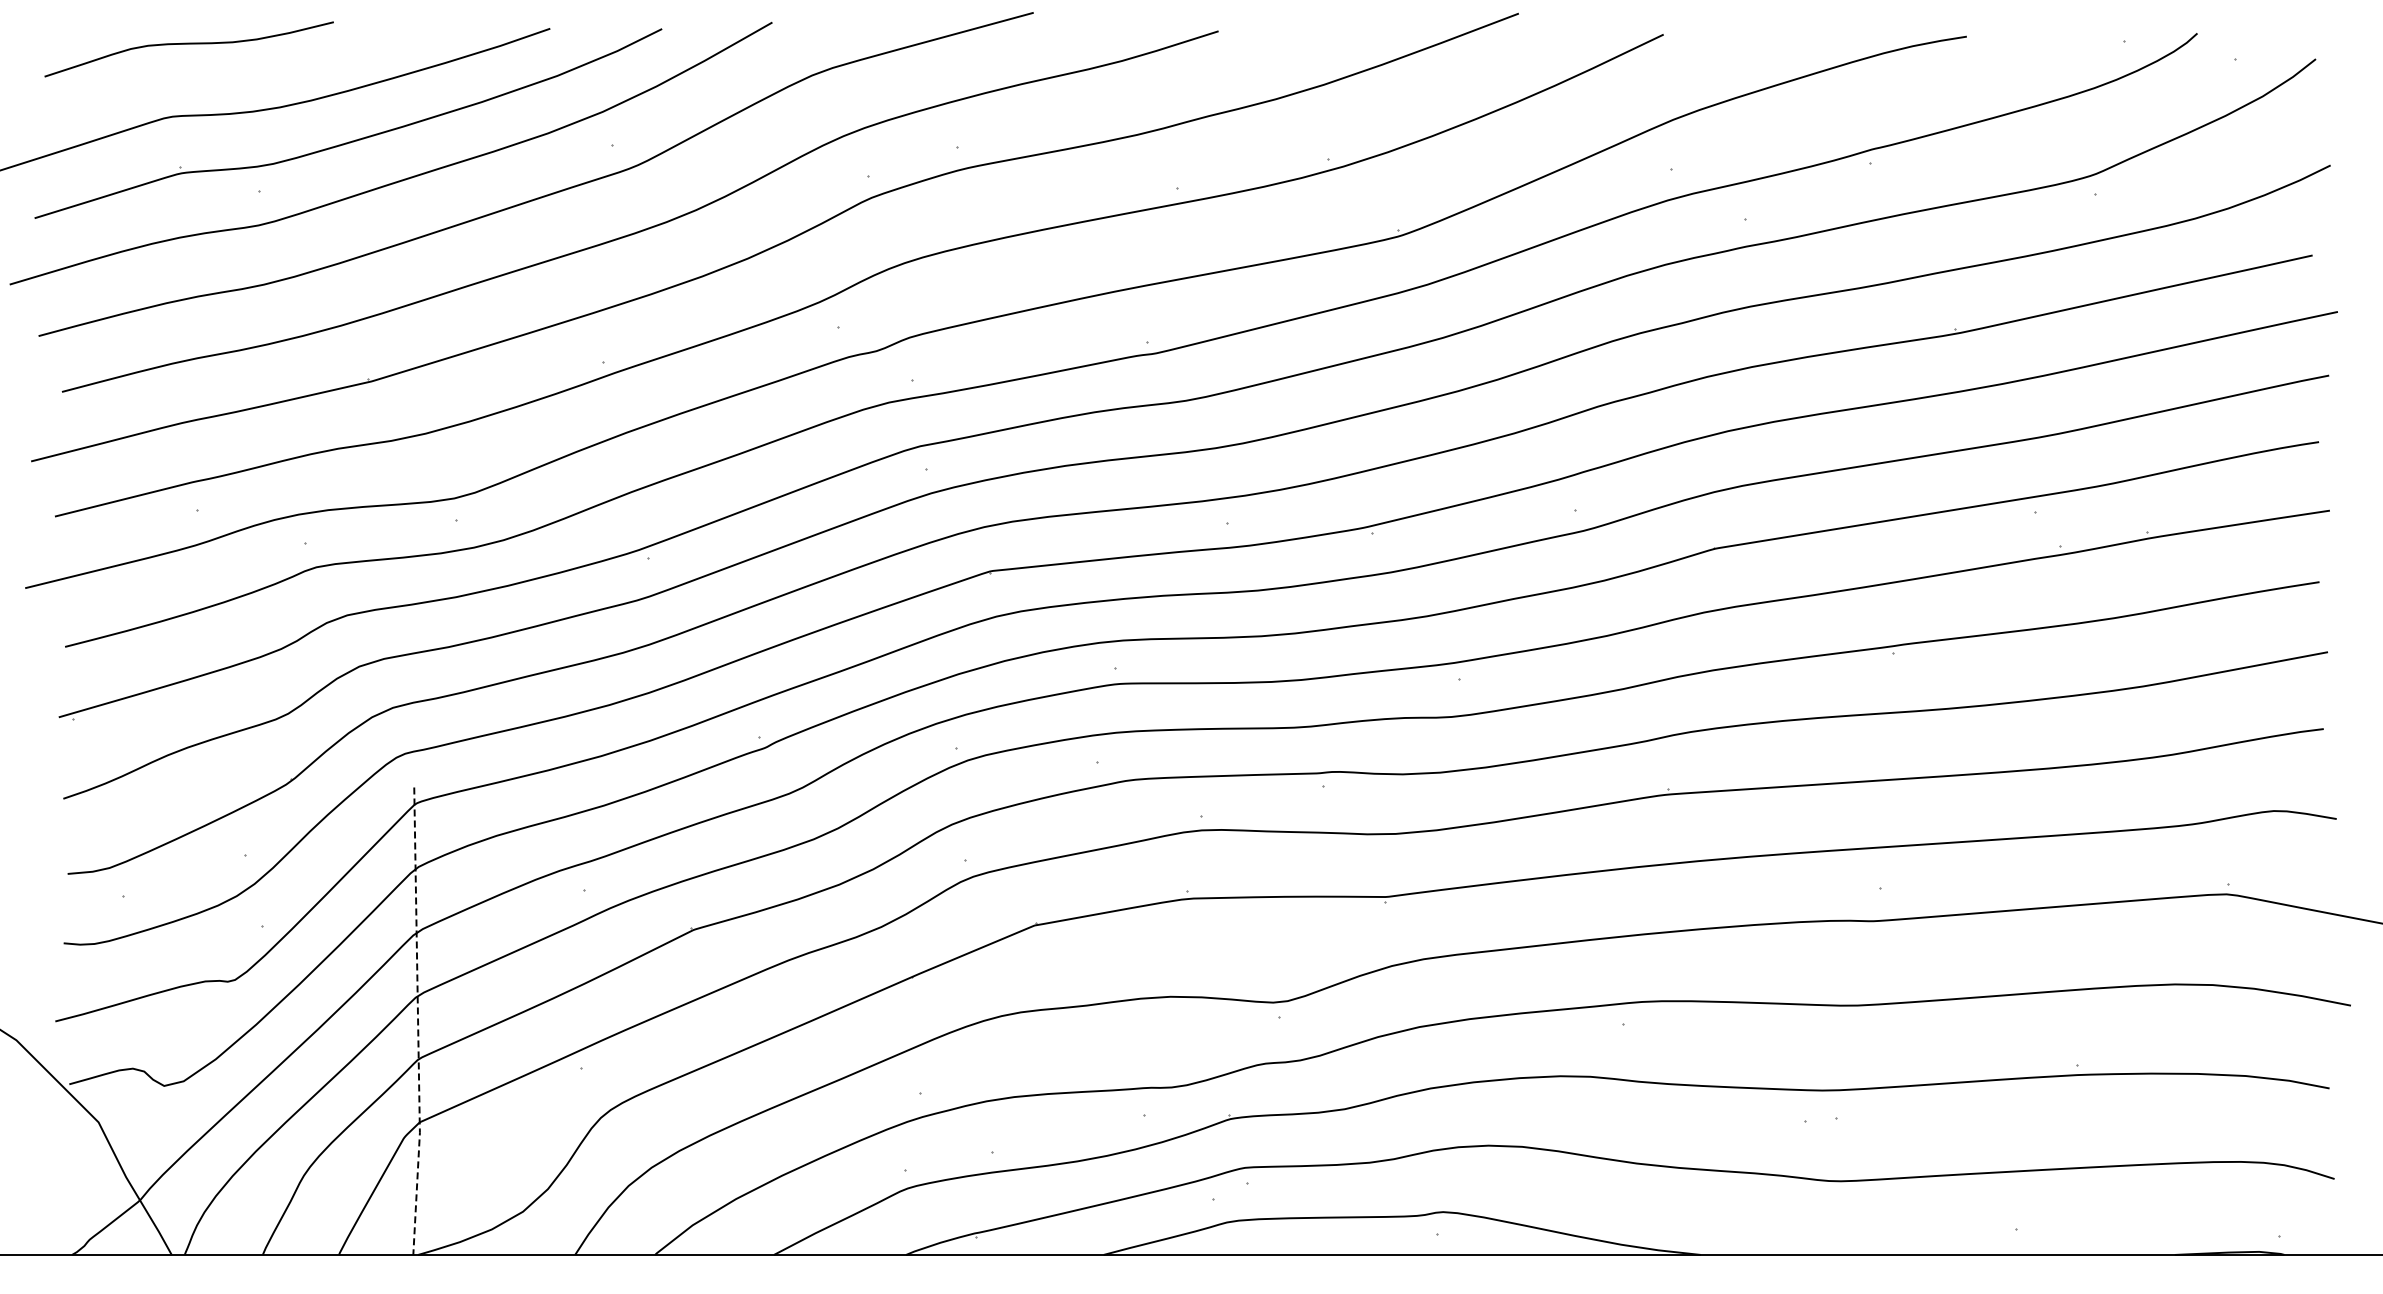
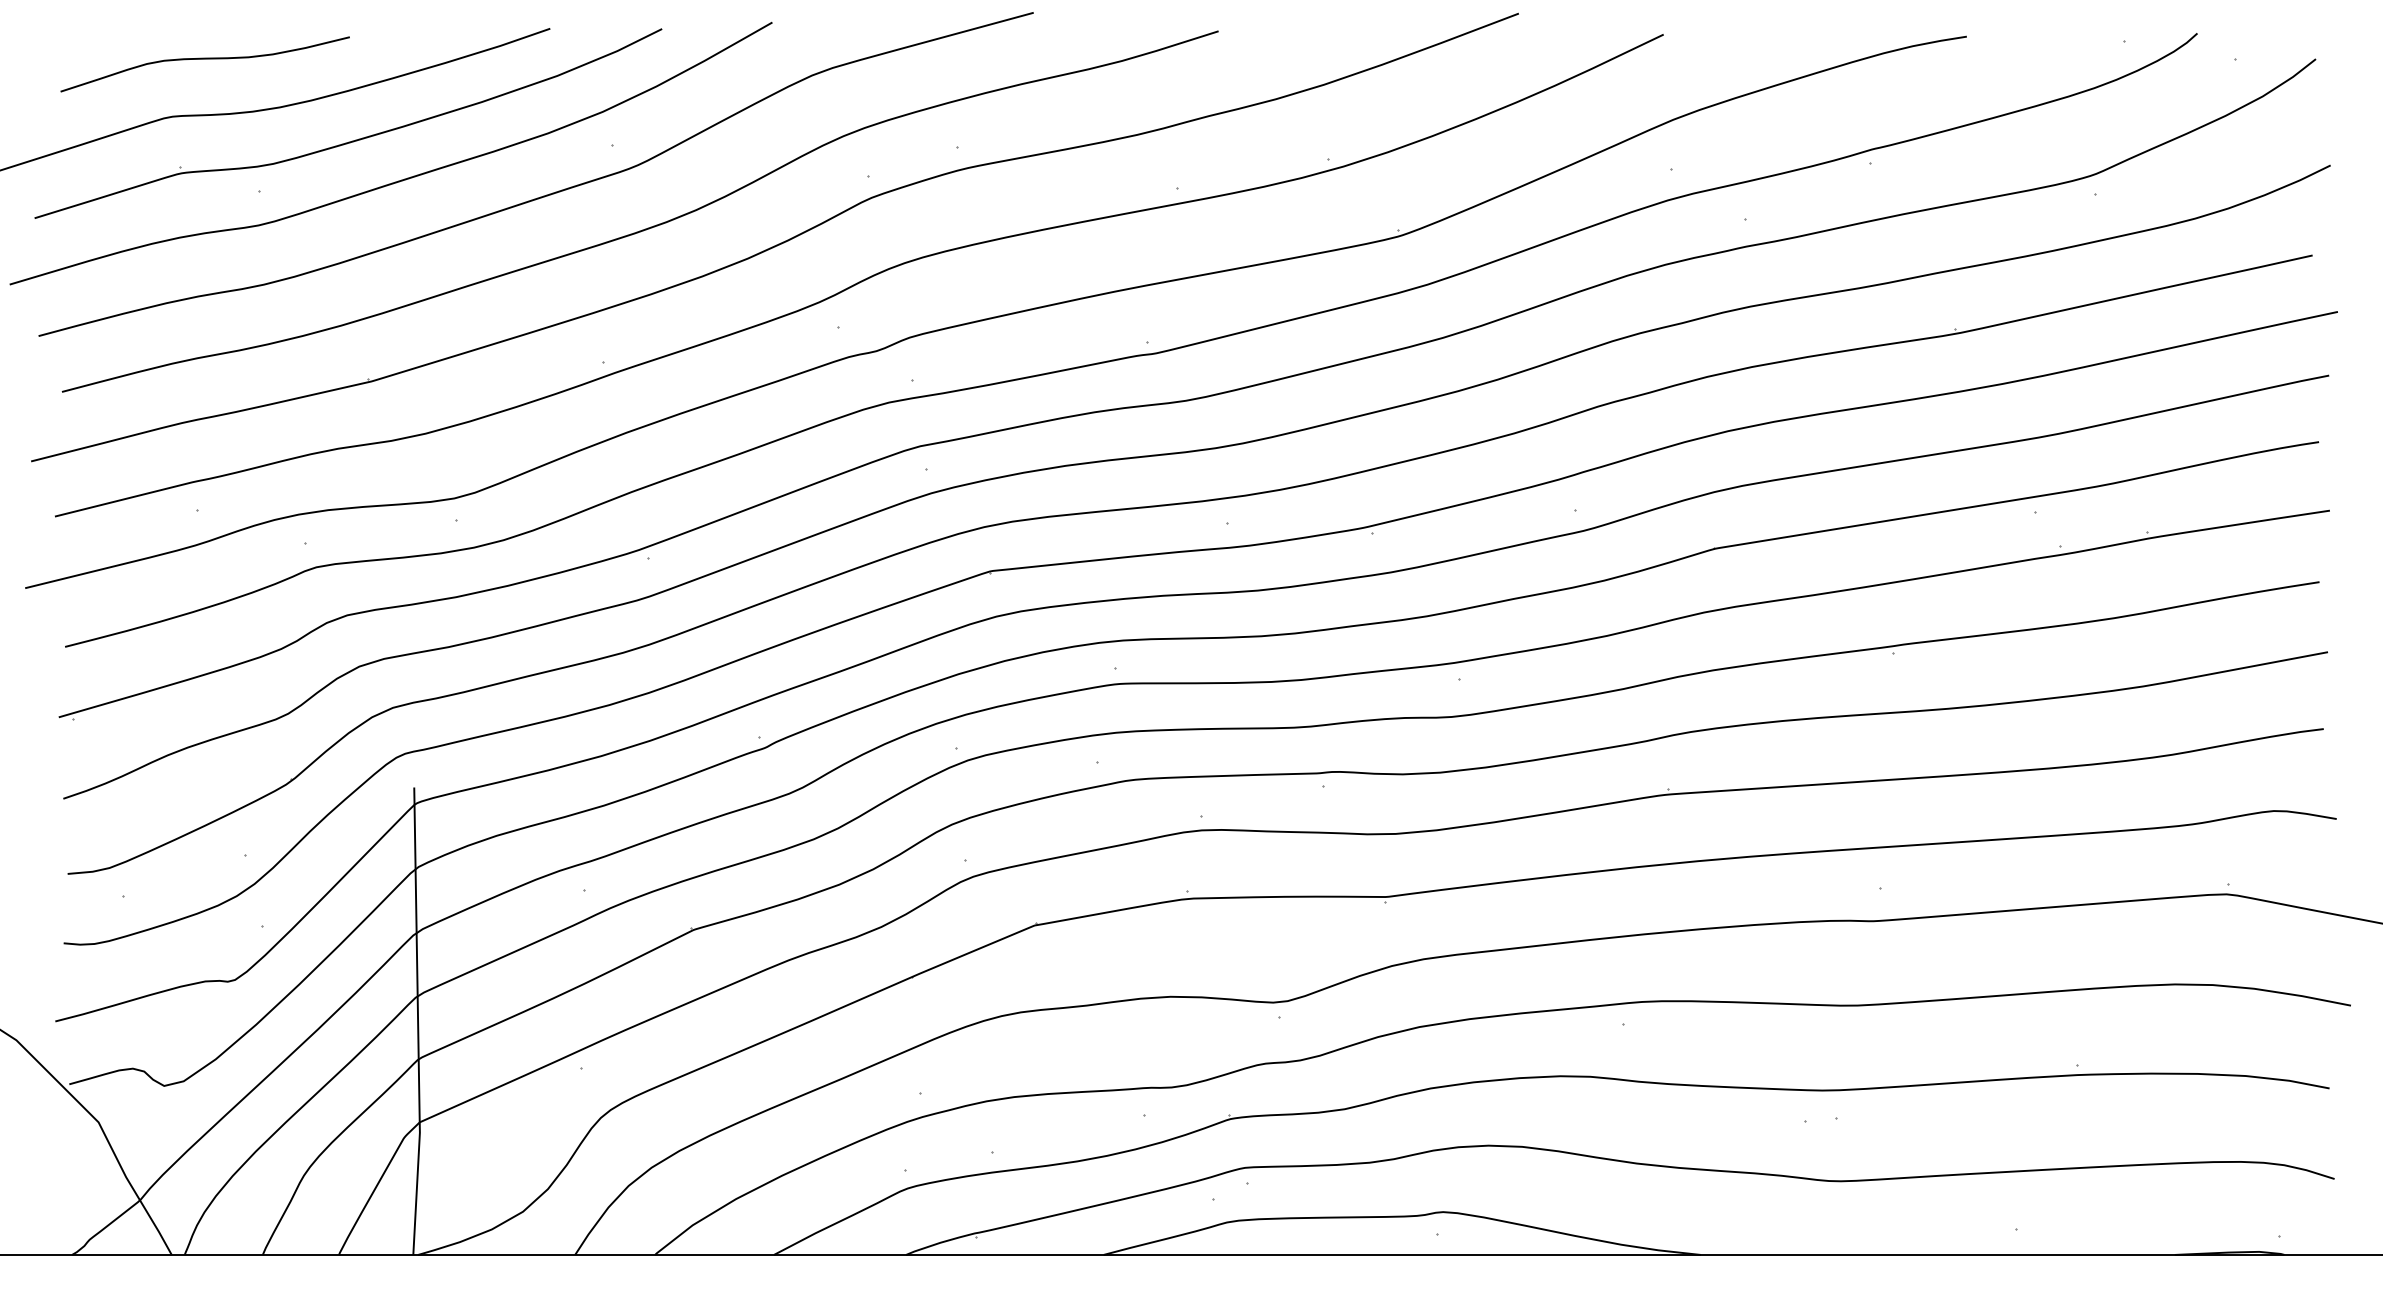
curve position: (188, 44) -> (204, 59) (204, 59)
line: dashed -> solid (418, 1022)
